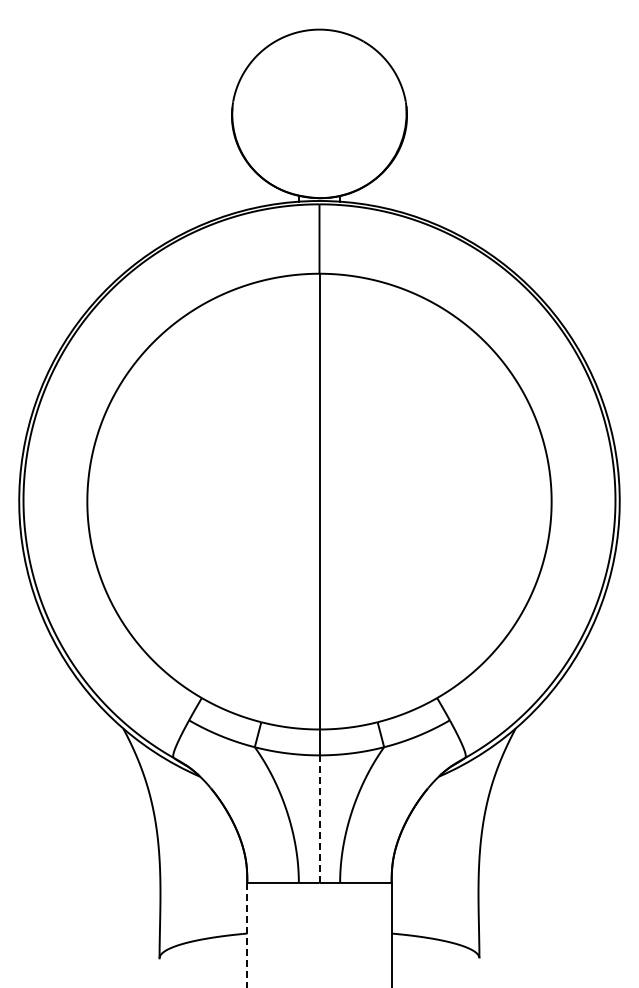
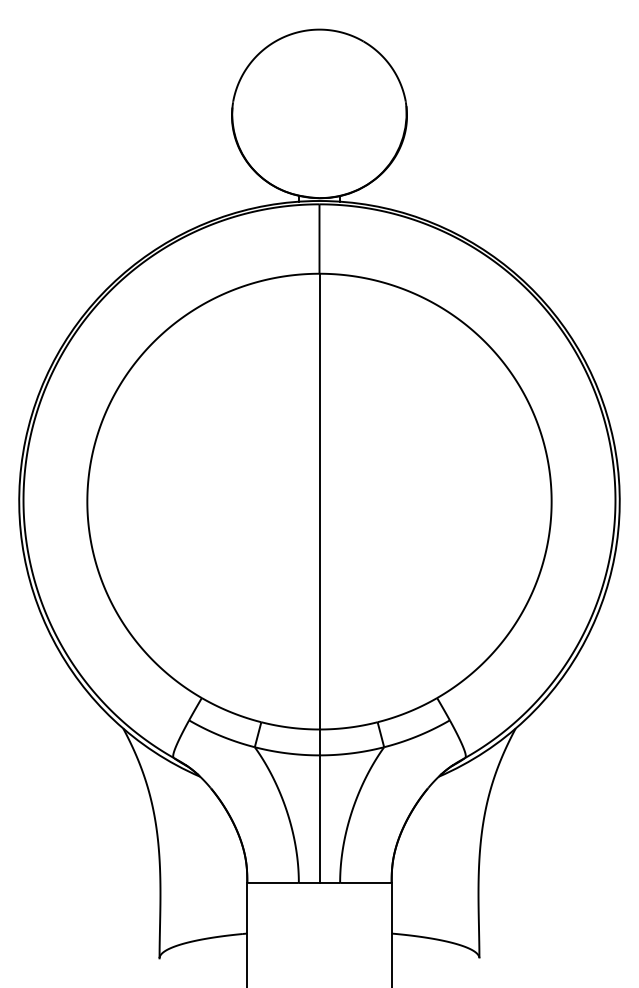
line: dashed -> solid (319, 819)
line: dashed -> solid (247, 935)
